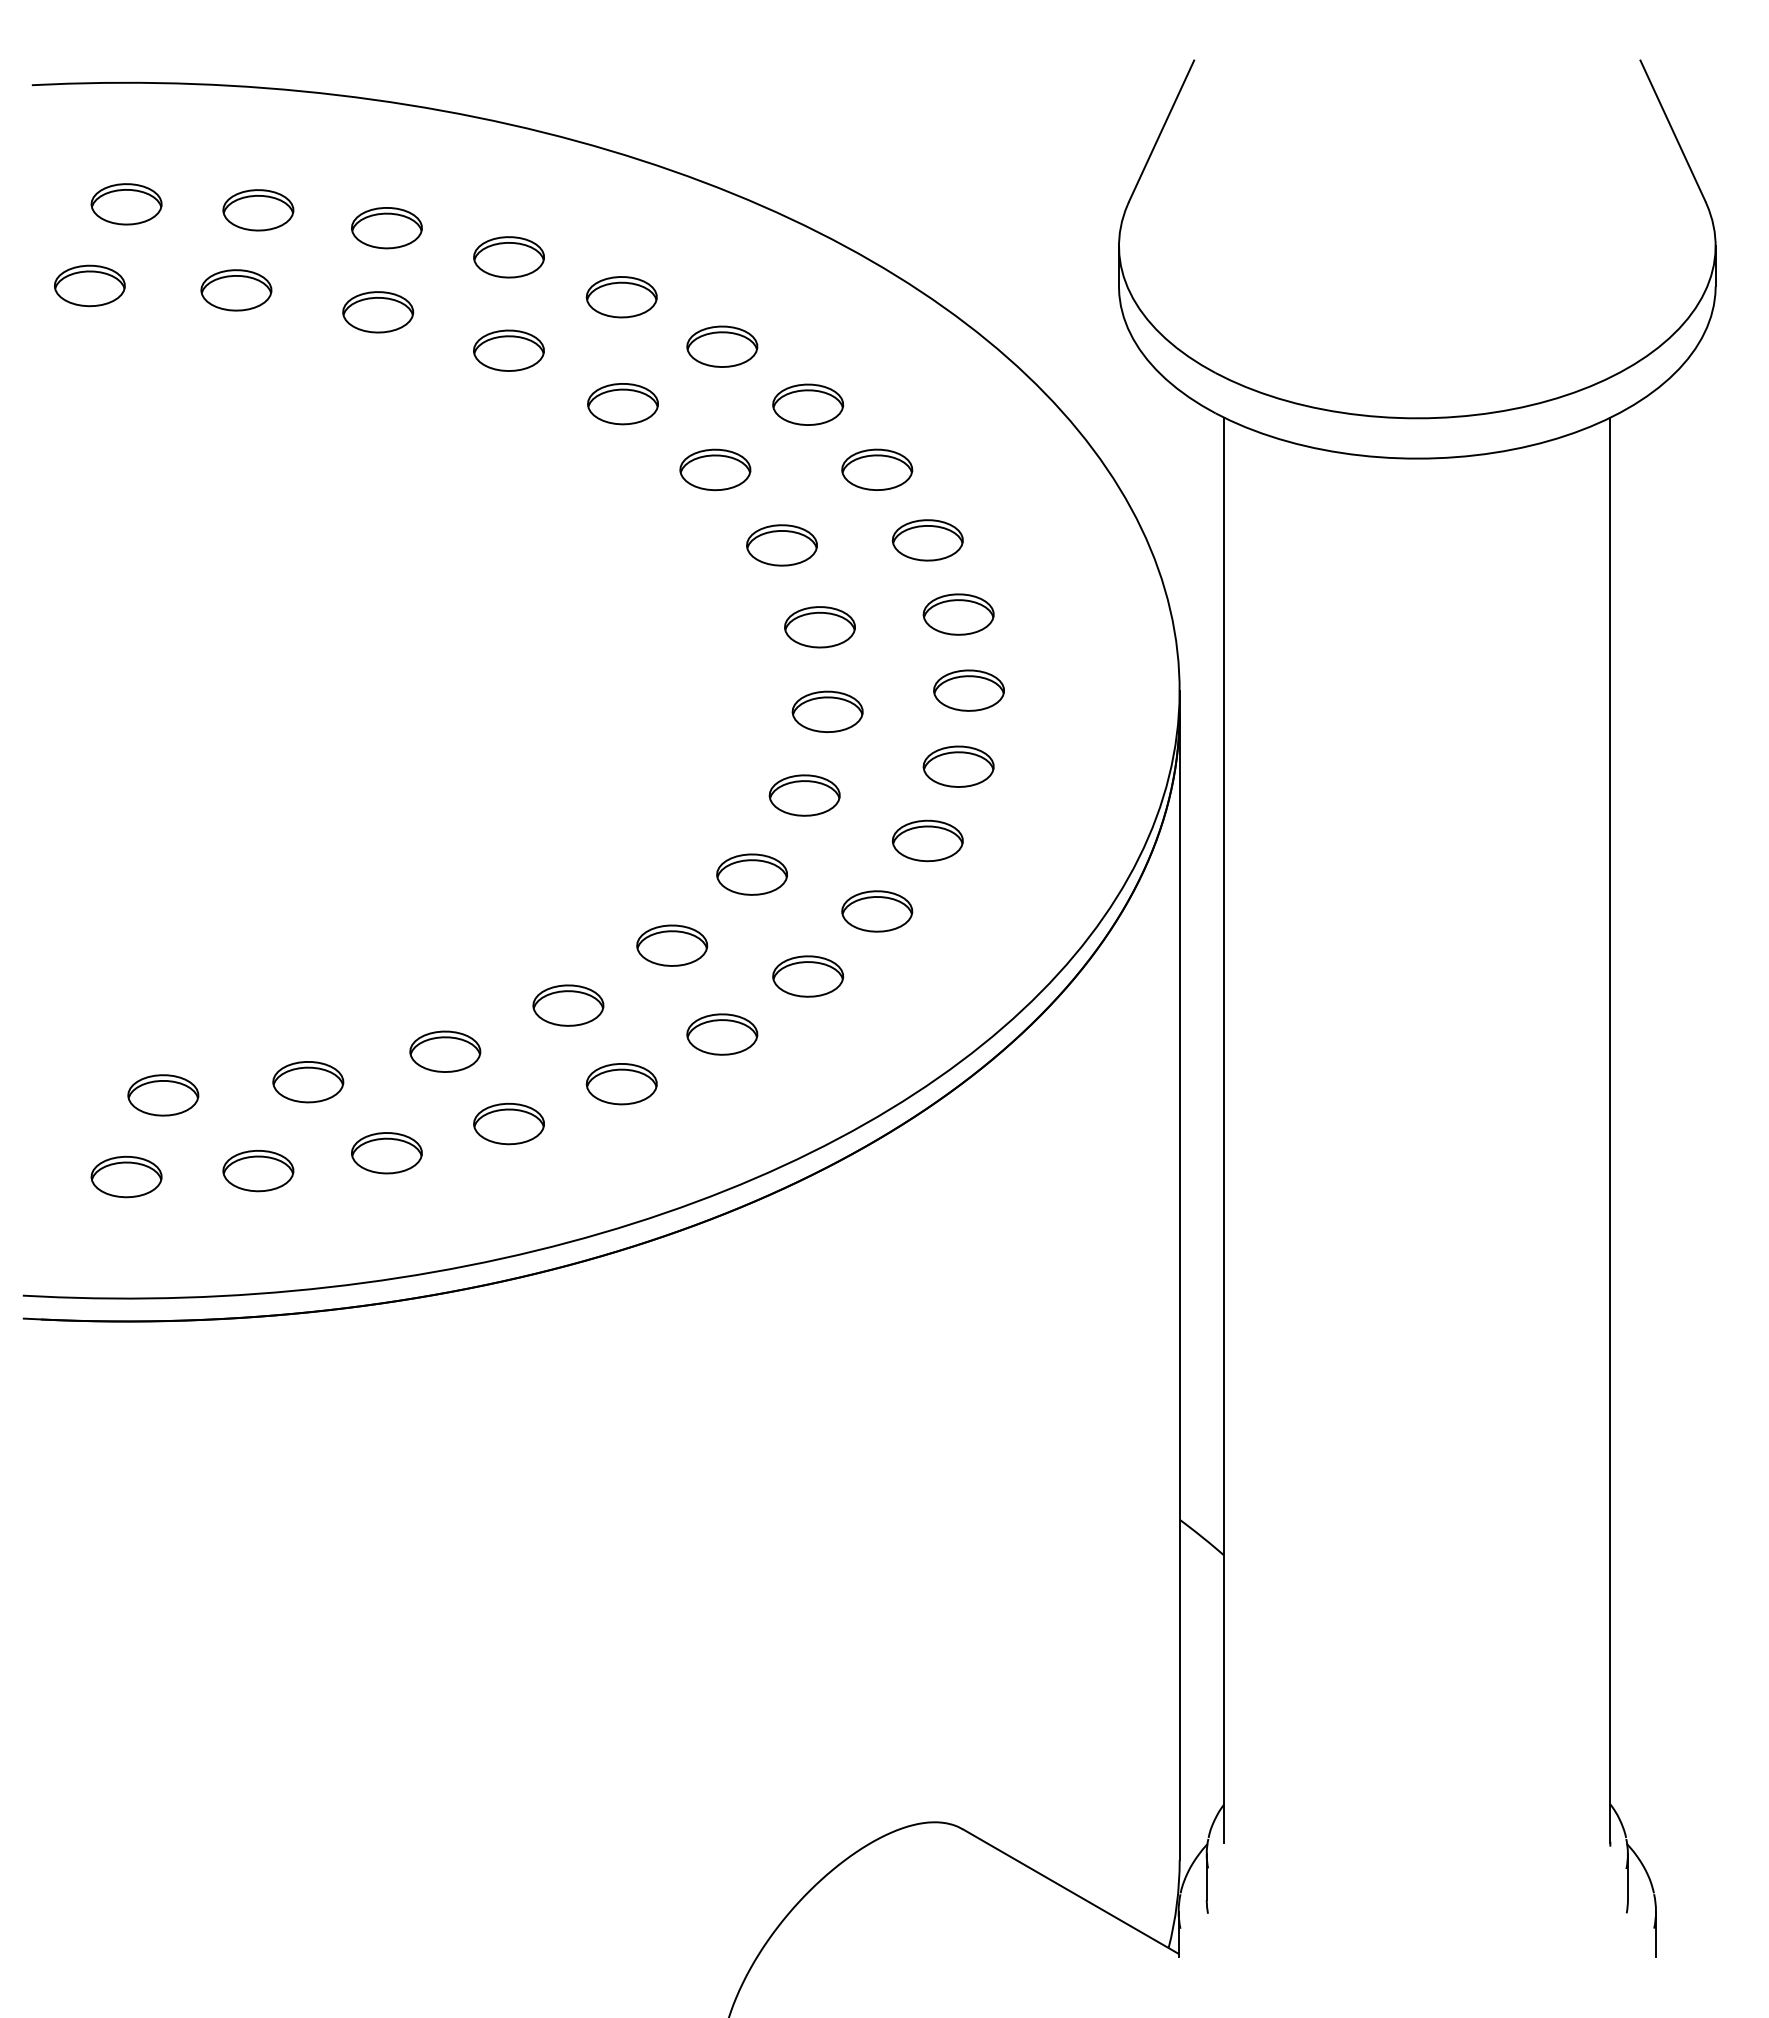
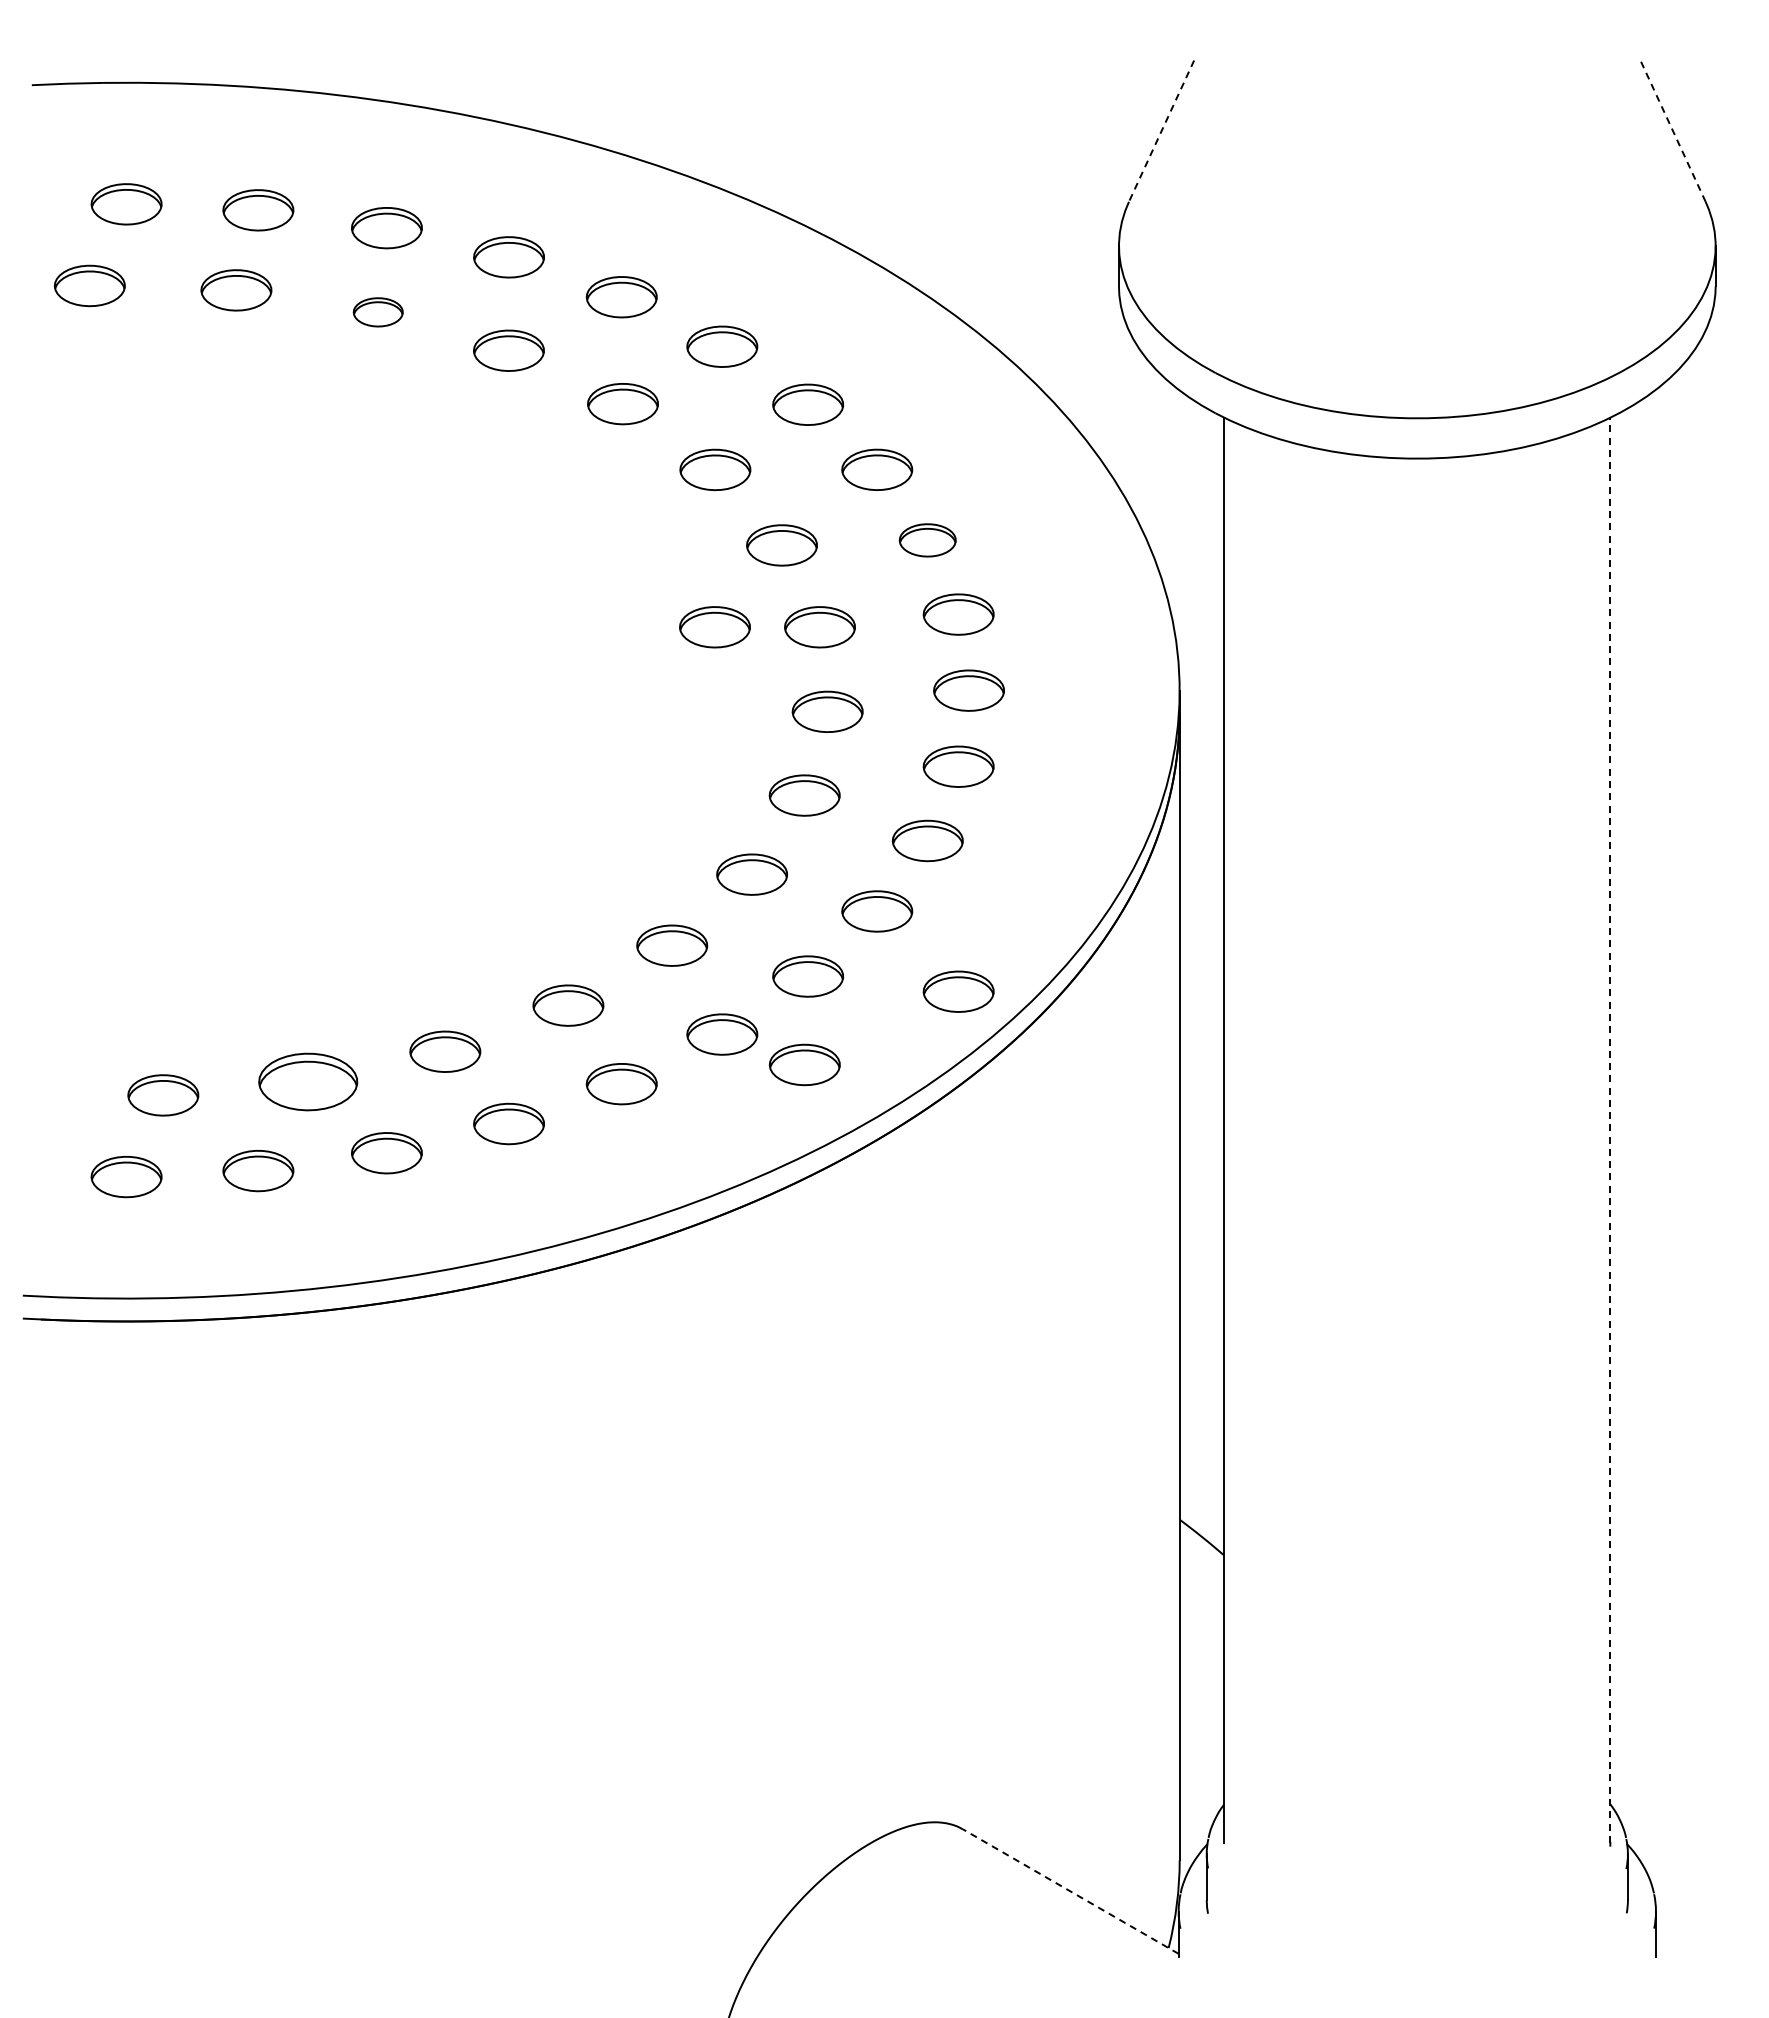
line: solid -> dashed (1161, 131)
line: solid -> dashed (1673, 131)
part size: 73x43 px -> 52x31 px (377, 312)
part size: 73x43 px -> 59x35 px (927, 540)
part: none -> present (714, 627)
part: none -> present (958, 991)
part: none -> present (804, 1064)
part size: 73x43 px -> 101x60 px (308, 1081)
line: solid -> dashed (1610, 1130)
line: solid -> dashed (1070, 1891)
